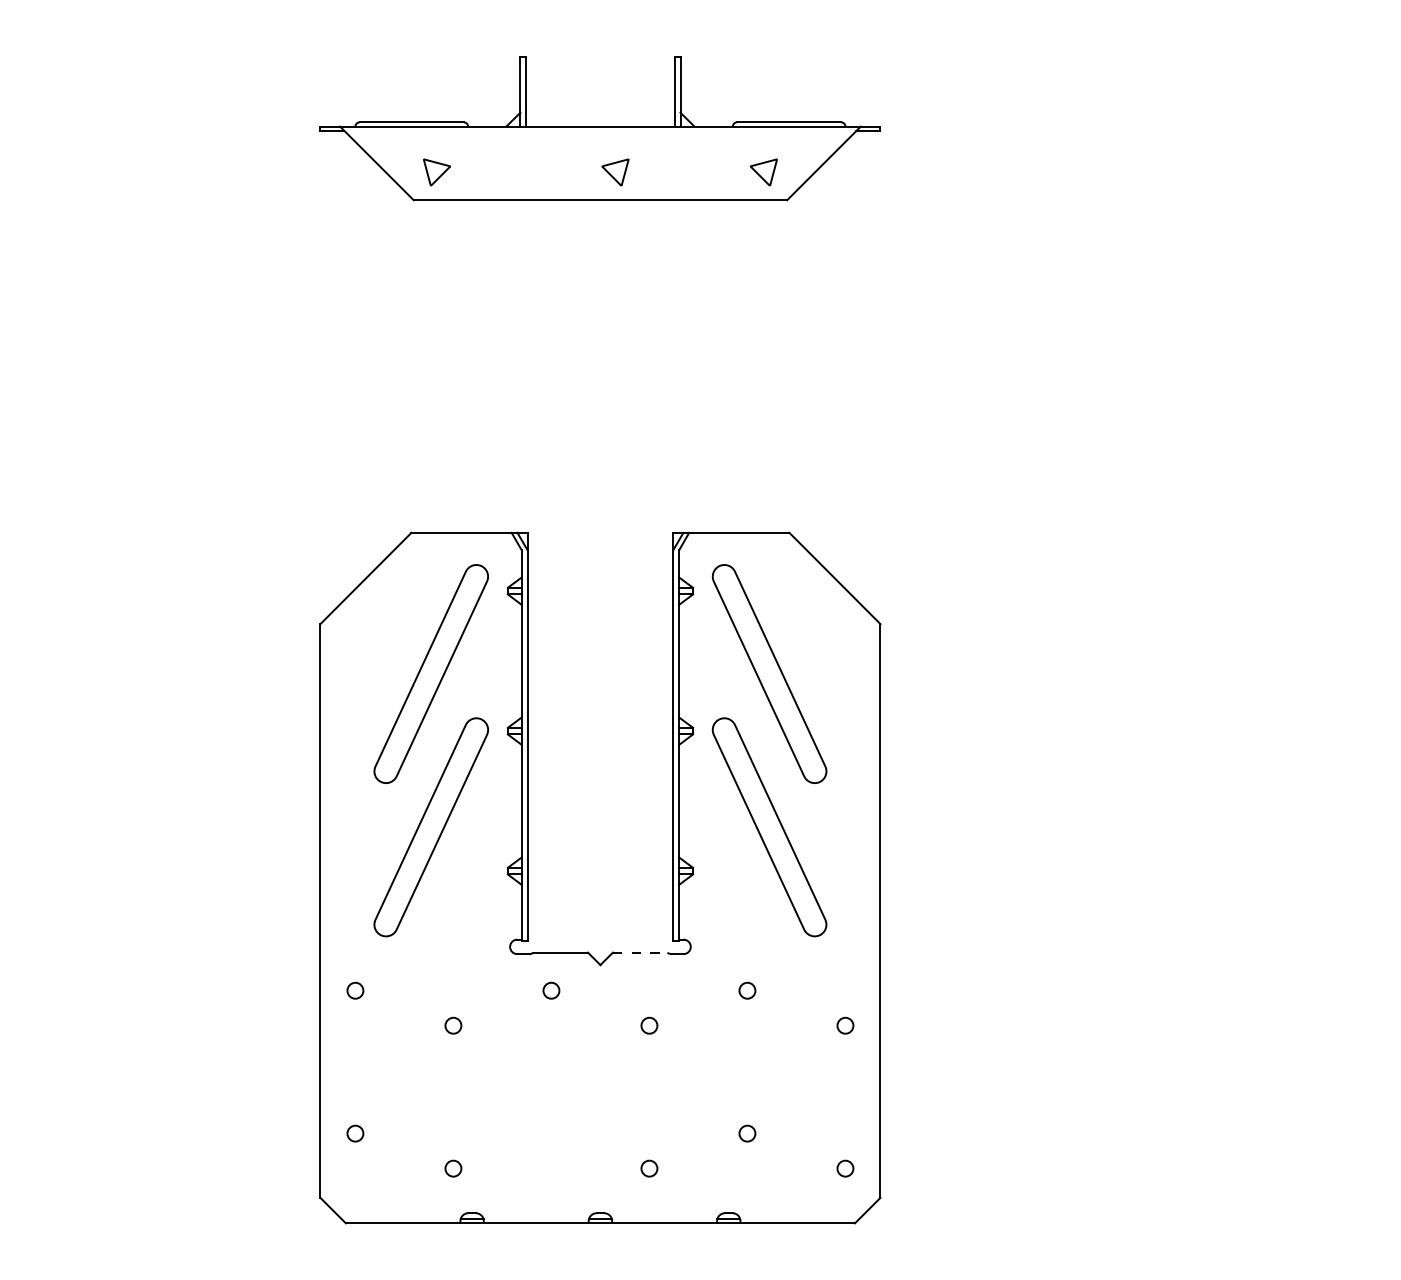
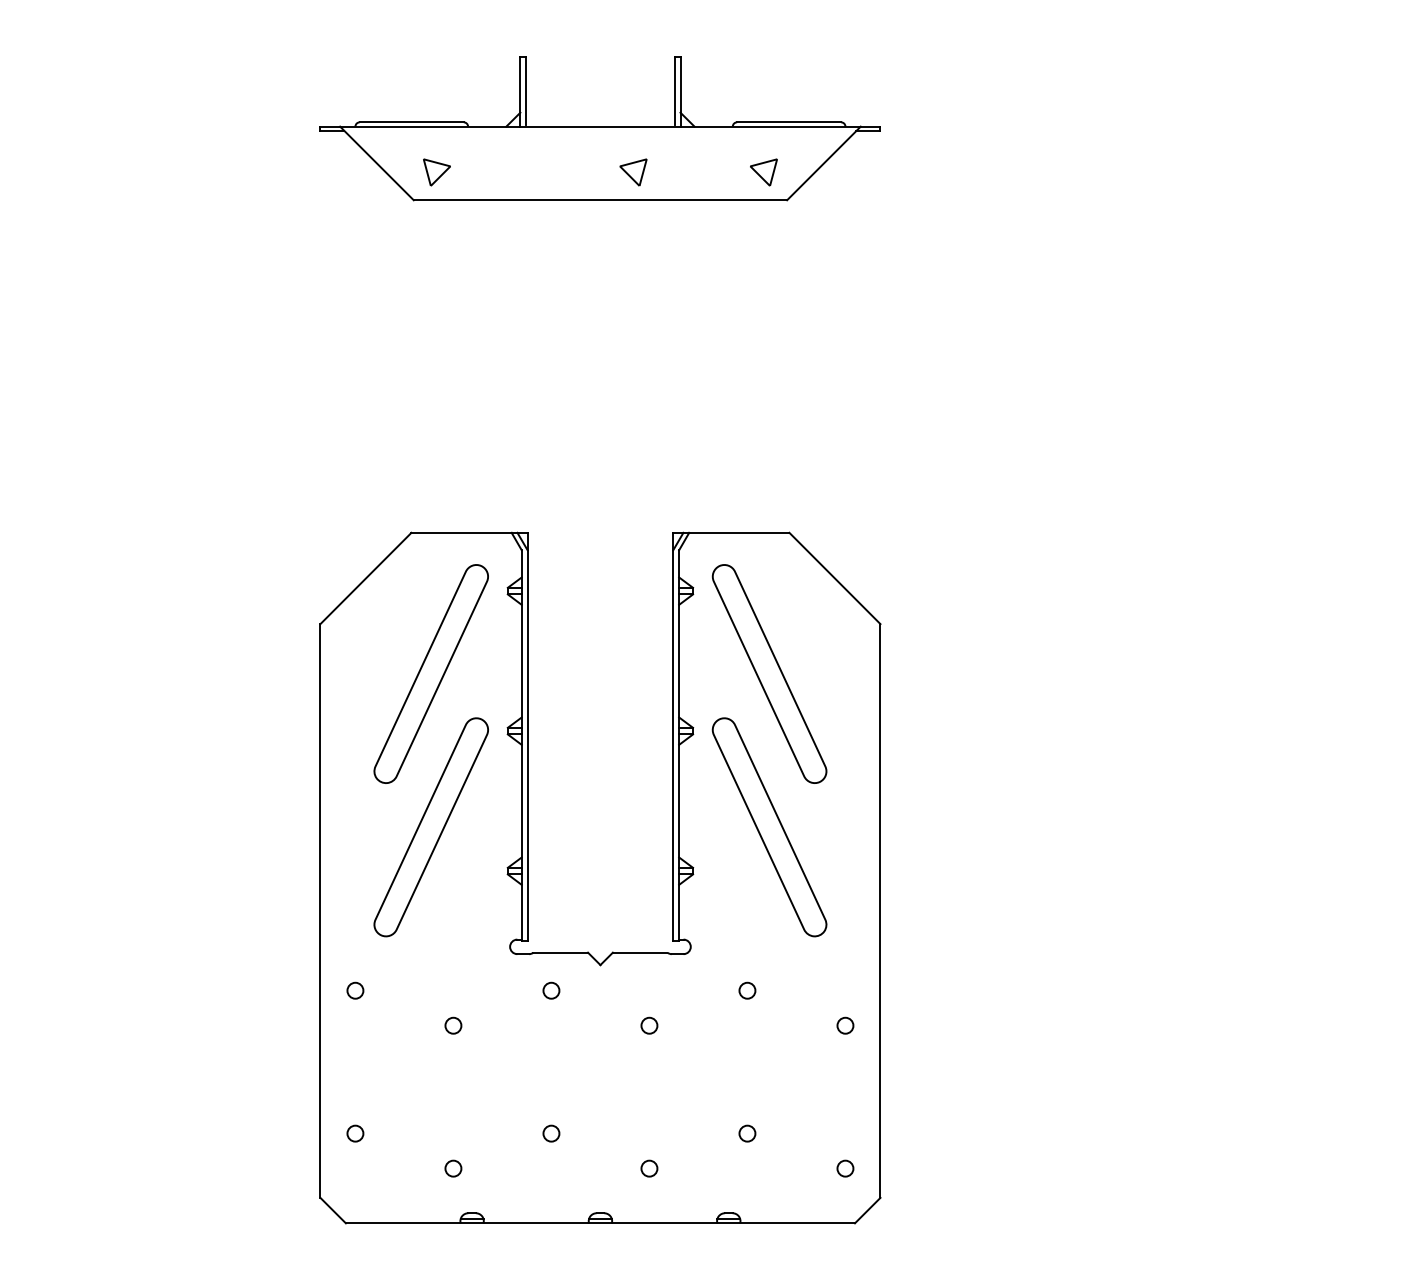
part position: (615, 172) -> (633, 172) (633, 172)
line: dashed -> solid (640, 952)
circle: none -> present (551, 1133)
